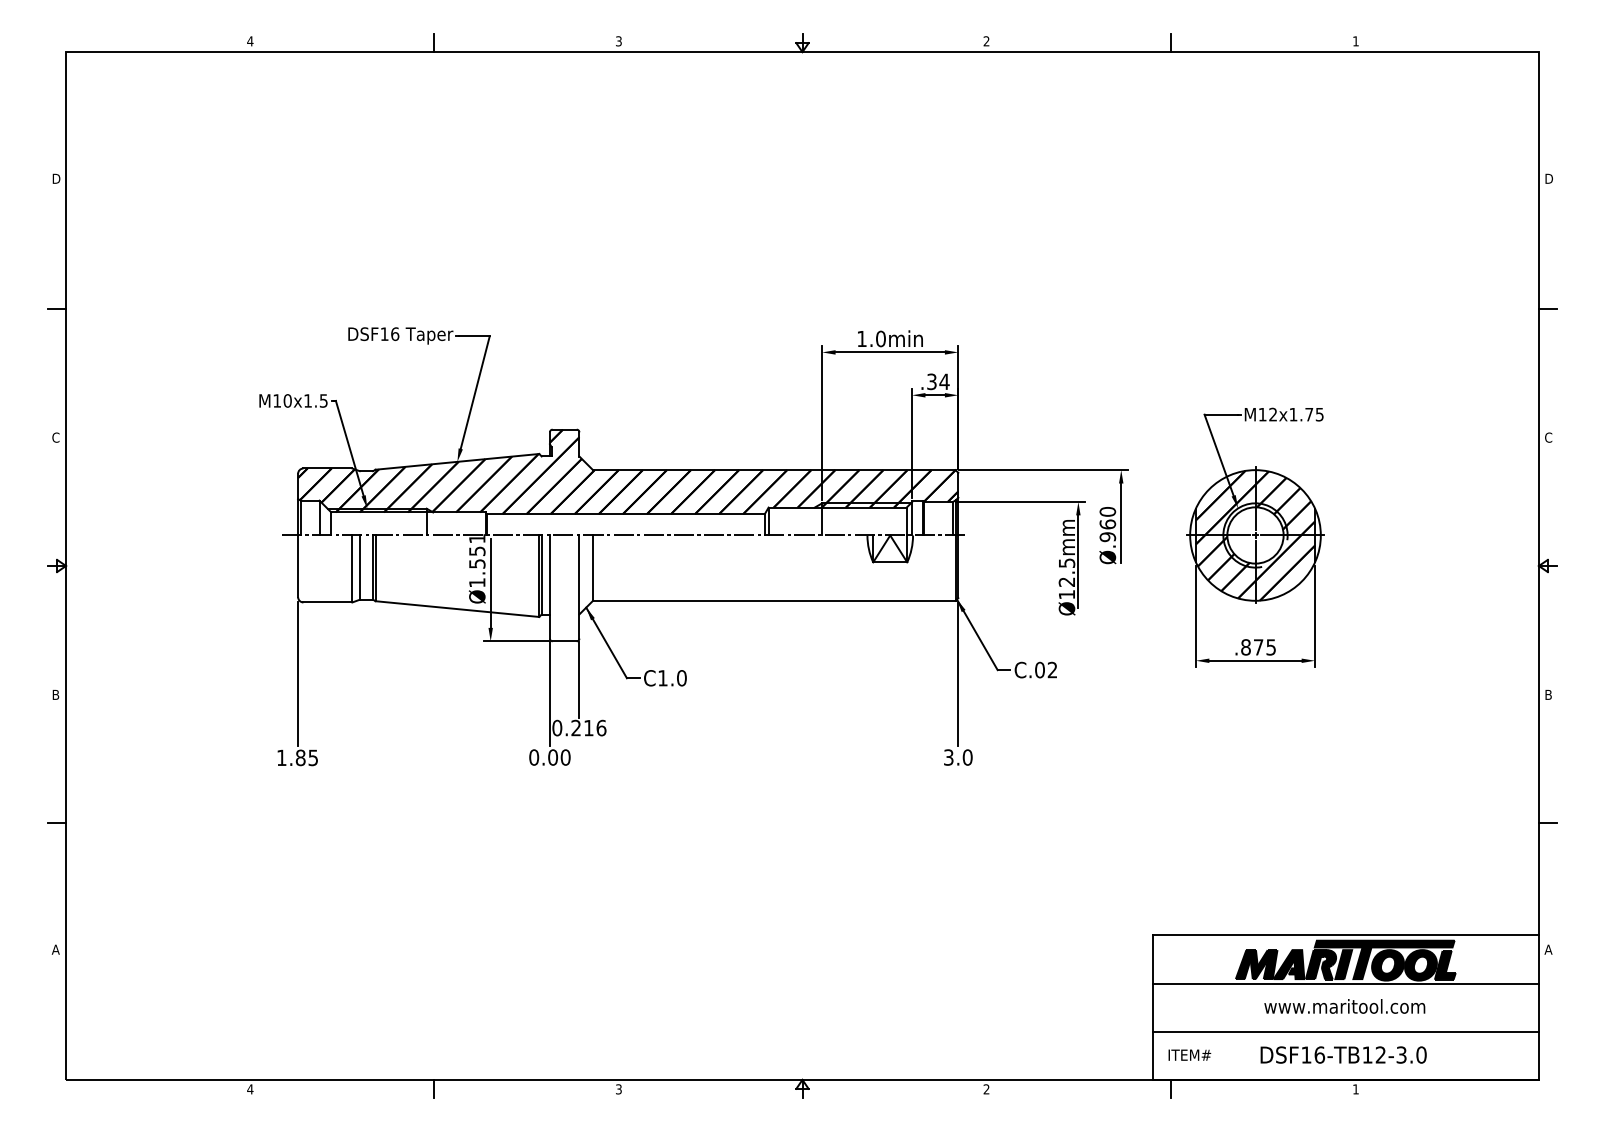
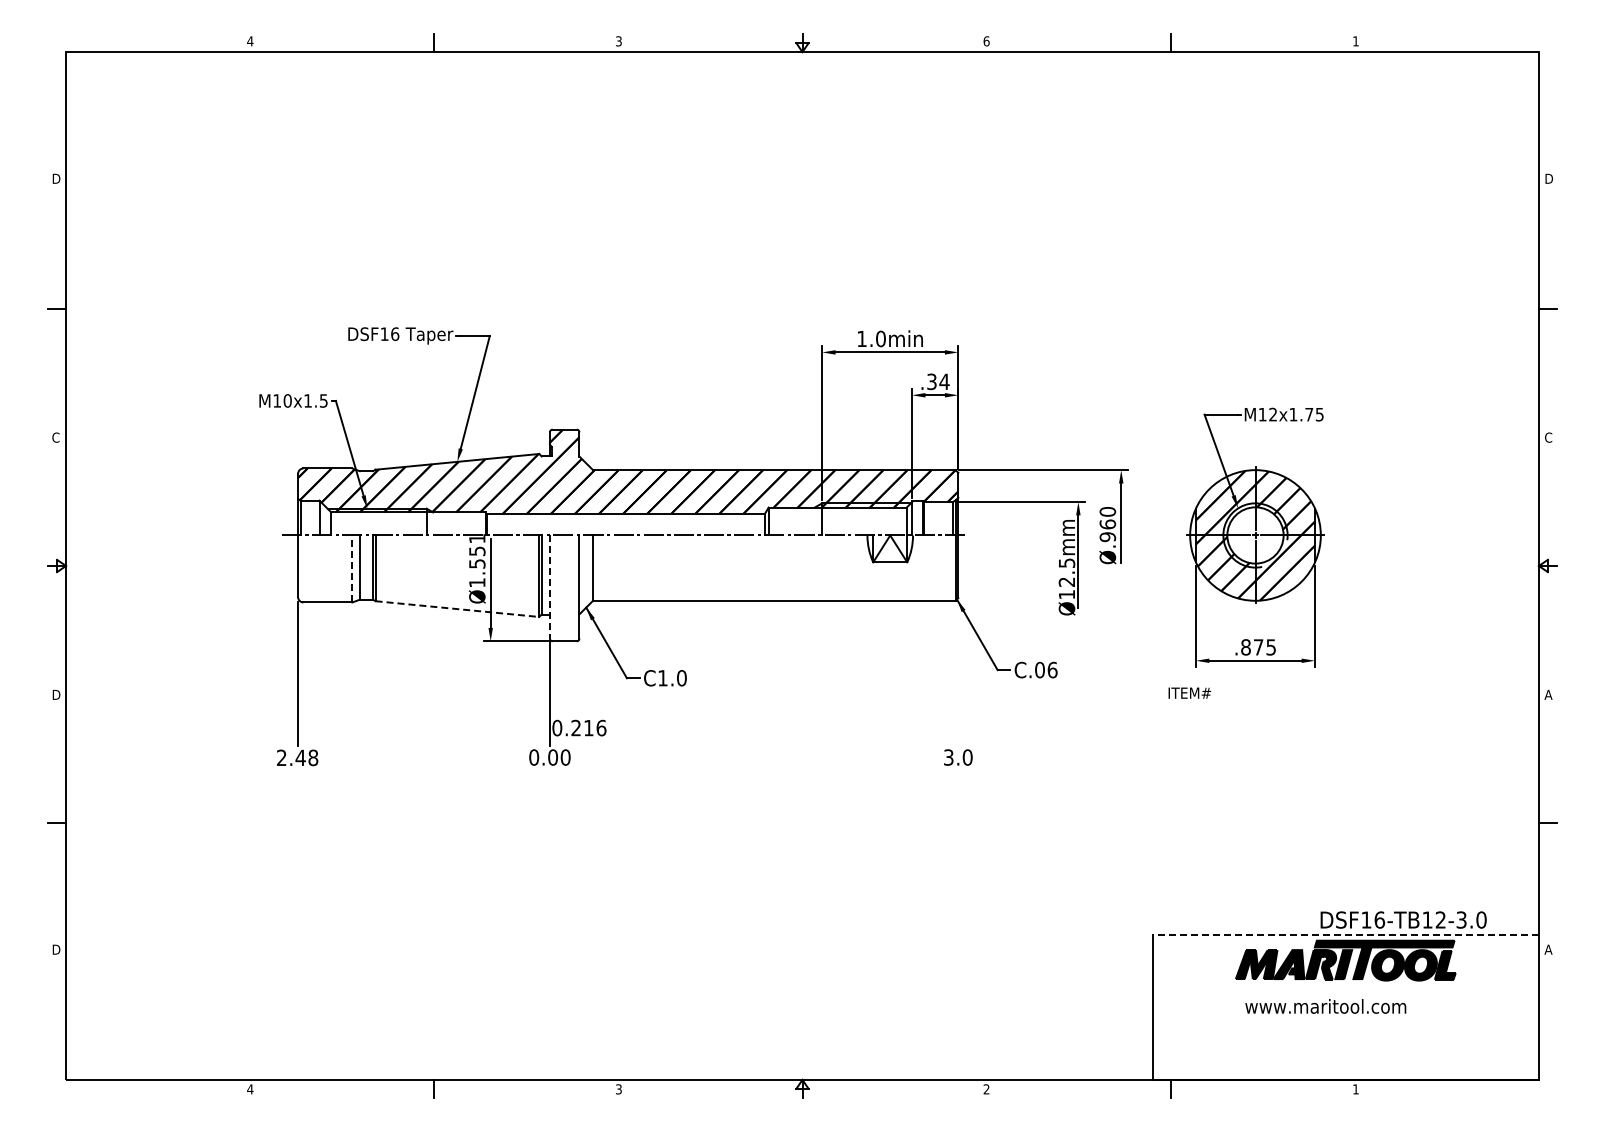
text: 2 -> 6 (986, 41)
line: solid -> dashed (352, 568)
line: solid -> dashed (549, 587)
line: solid -> dashed (457, 609)
text: C.02 -> C.06 (1052, 669)
line: present -> none (958, 674)
line: present -> none (579, 679)
text: B -> D (57, 694)
text: B -> A (1548, 694)
text: 1.85 -> 2.48 (297, 757)
line: solid -> dashed (1345, 935)
text: A -> D (55, 949)
line: present -> none (1345, 983)
text position: (1344, 1006) -> (1325, 1006) (1325, 1006)
line: present -> none (1345, 1031)
text position: (1189, 1054) -> (1189, 692) (1189, 692)
text position: (1343, 1054) -> (1403, 919) (1403, 919)
